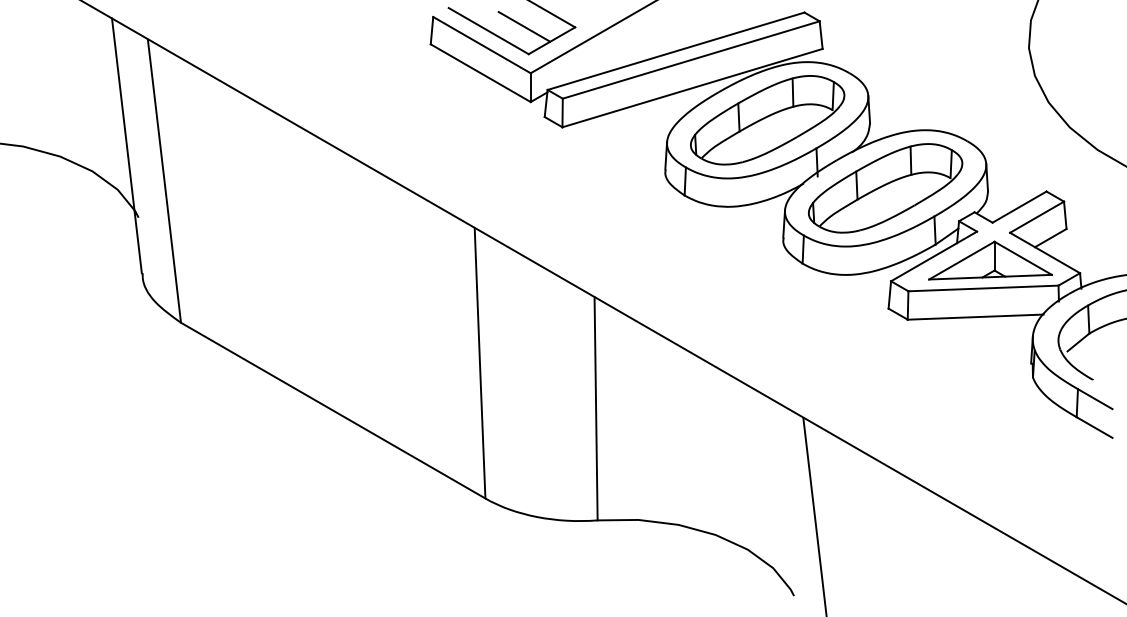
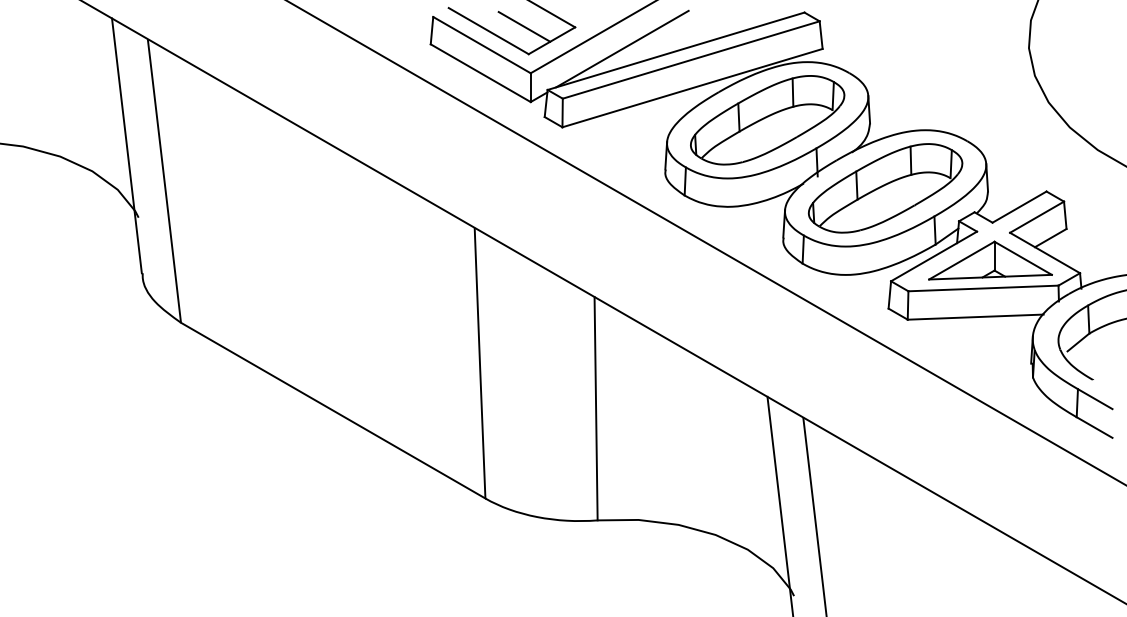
line: none -> present (622, 48)
line: none -> present (706, 242)
line: none -> present (779, 504)
